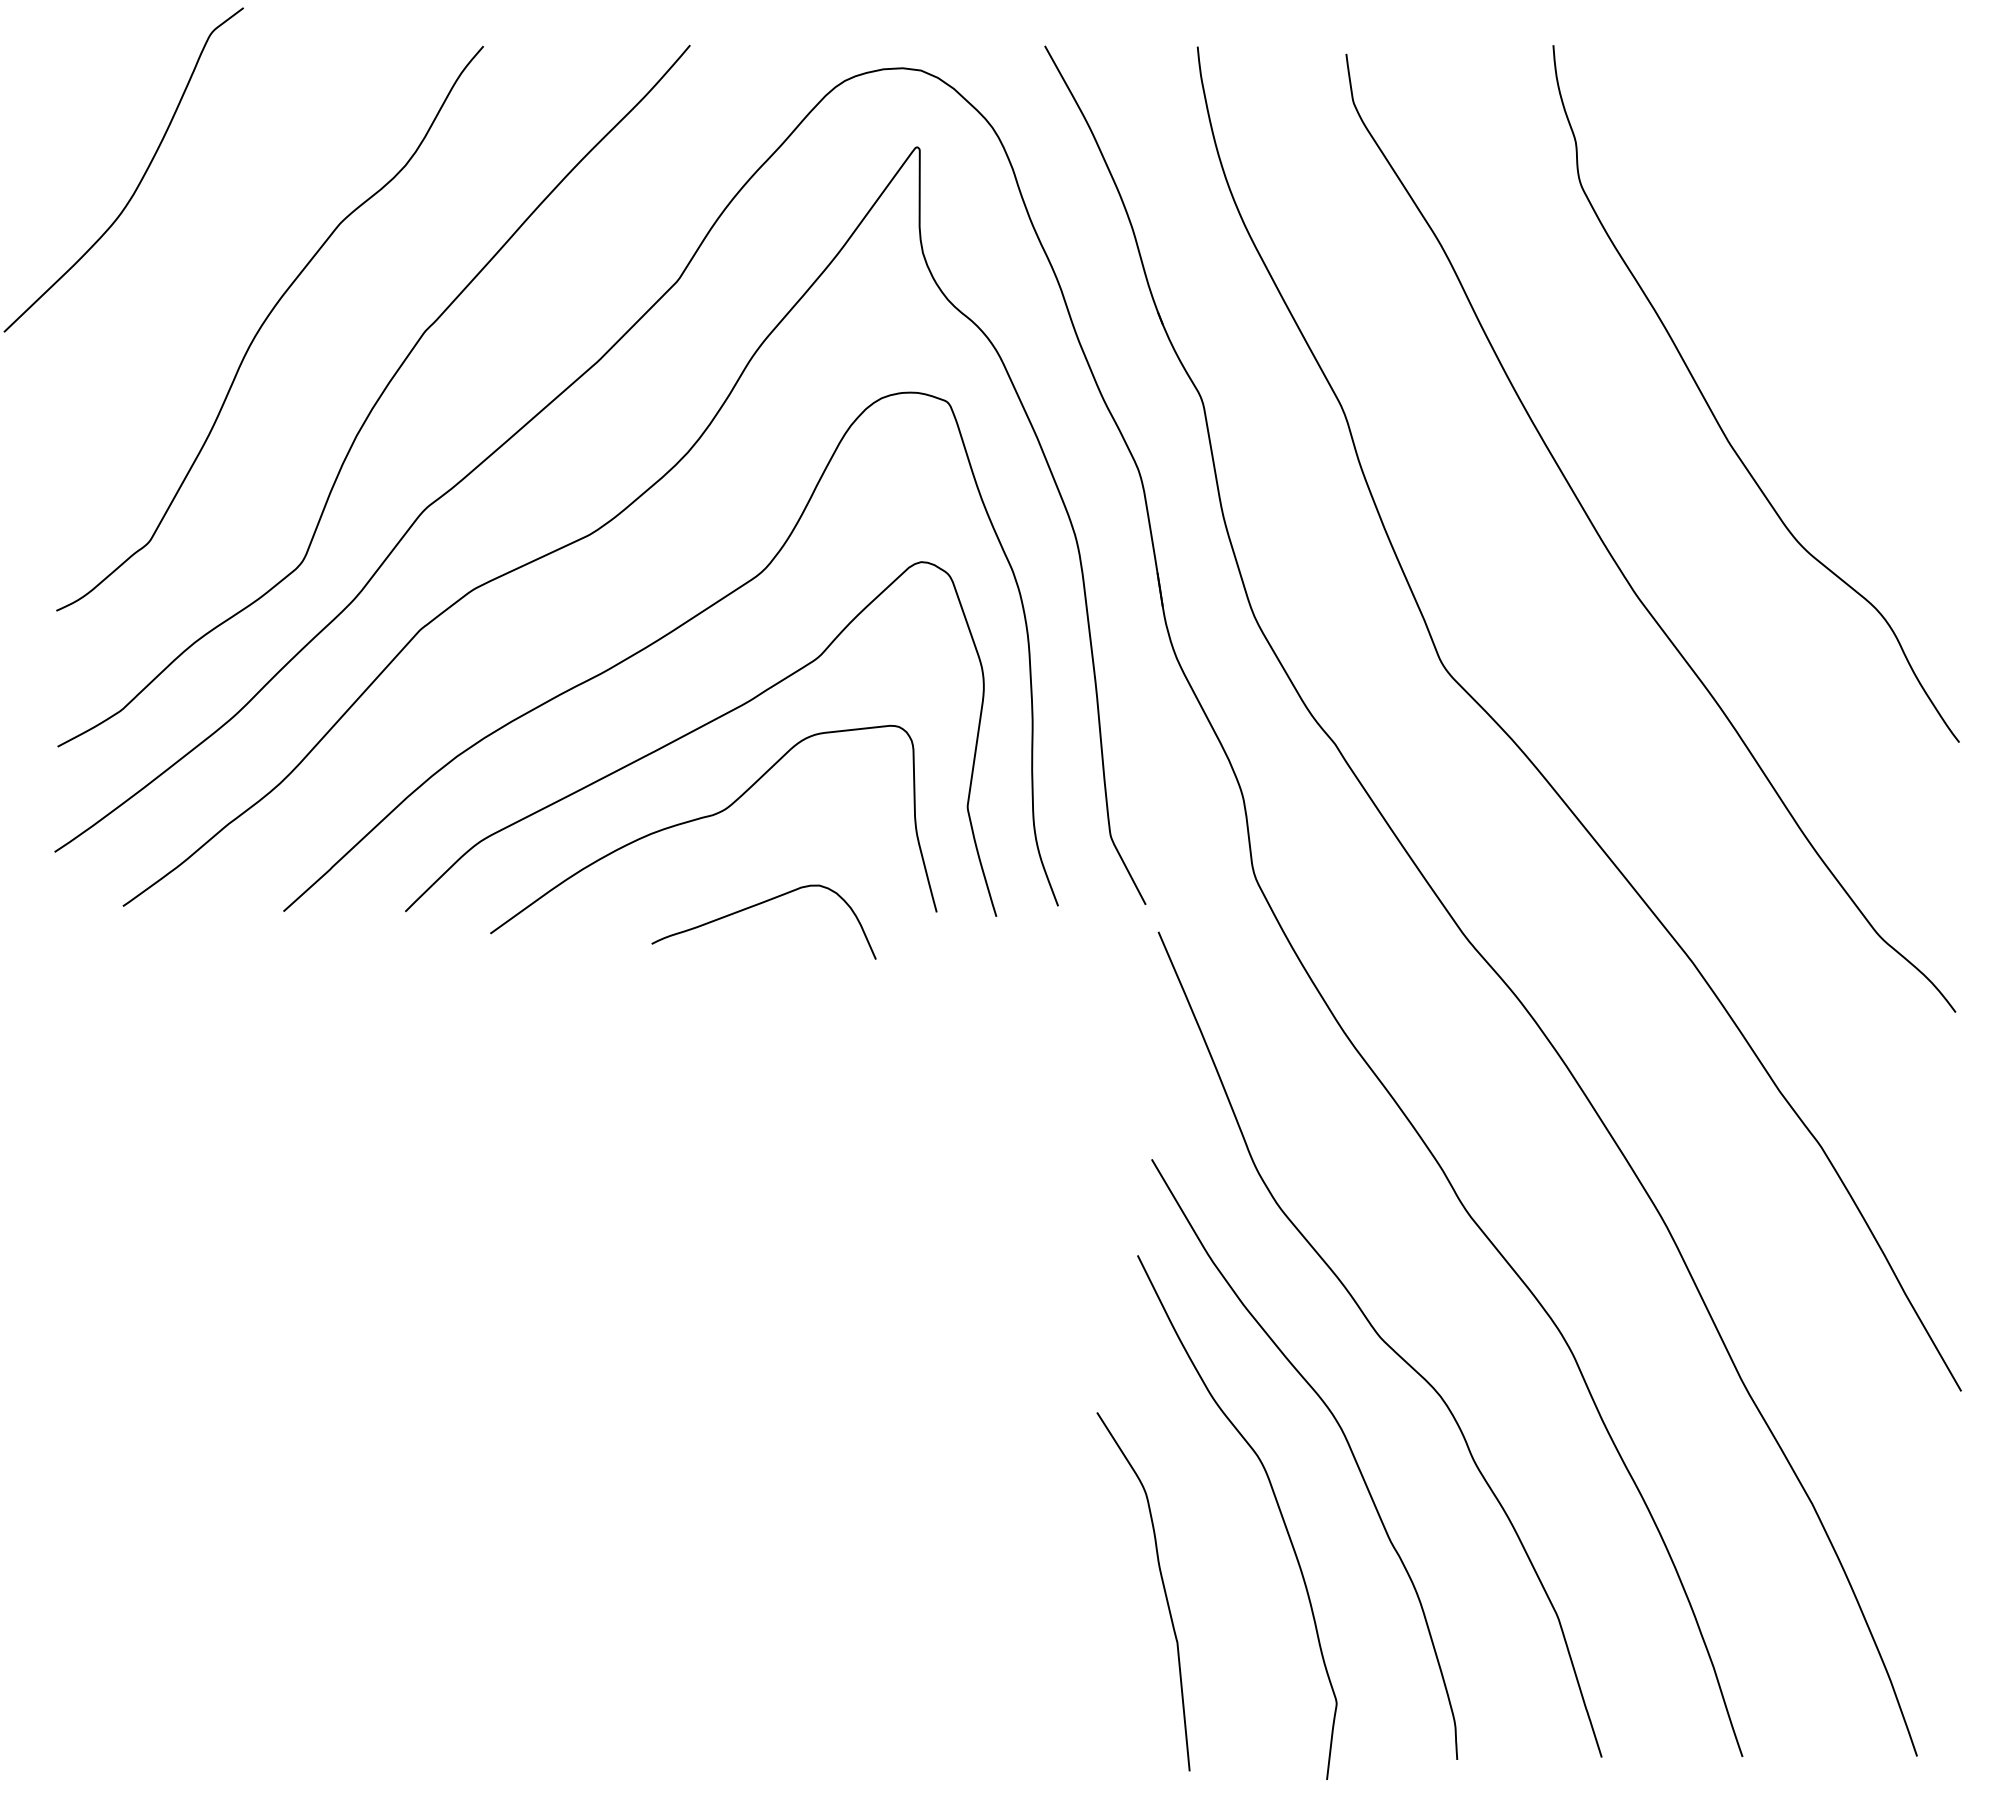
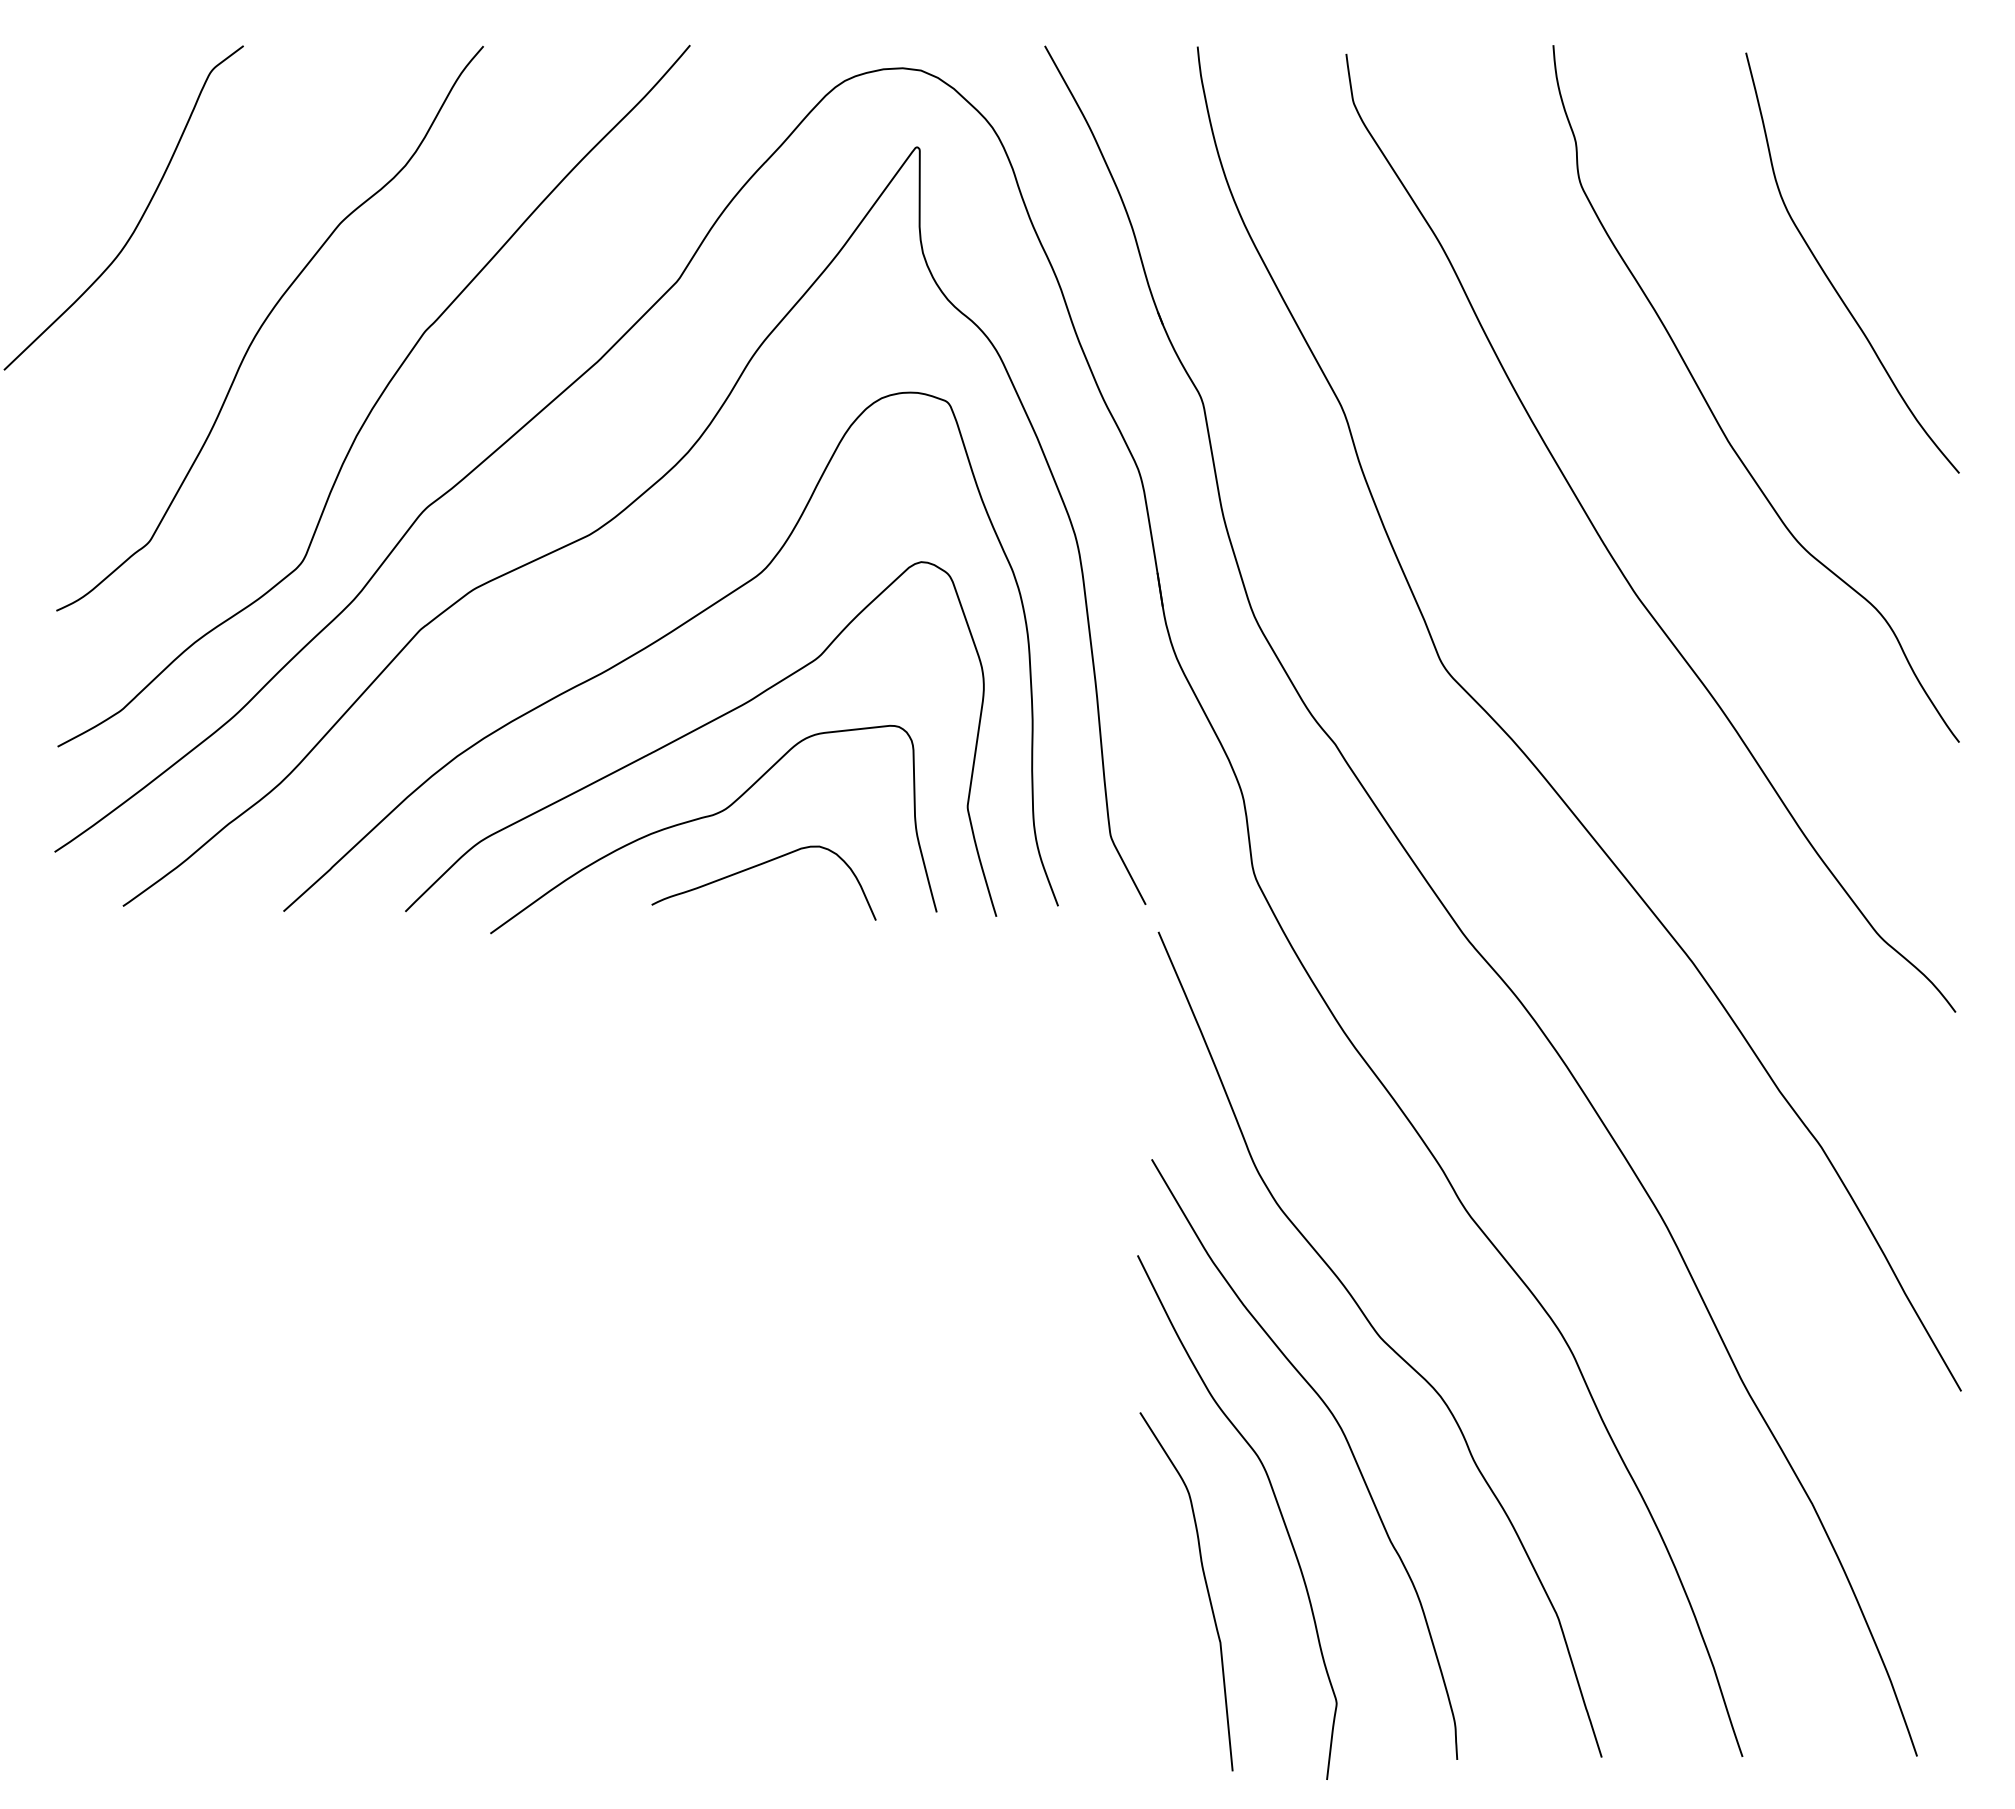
curve position: (140, 179) -> (140, 217) (140, 217)
curve: none -> present (1829, 278)
curve position: (758, 905) -> (758, 866) (758, 866)
curve position: (1162, 1585) -> (1205, 1585) (1205, 1585)
